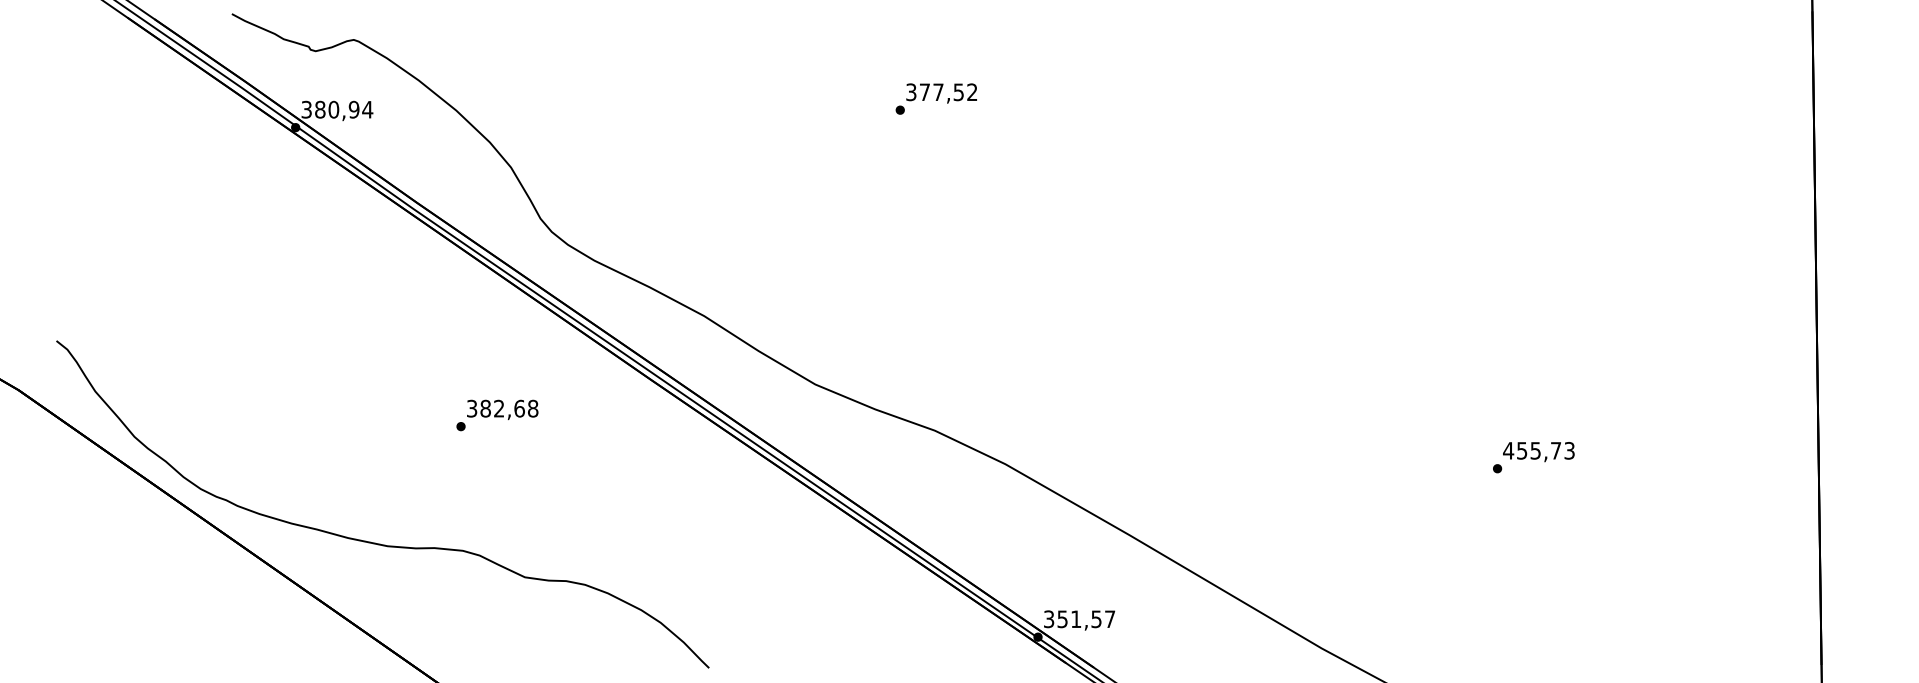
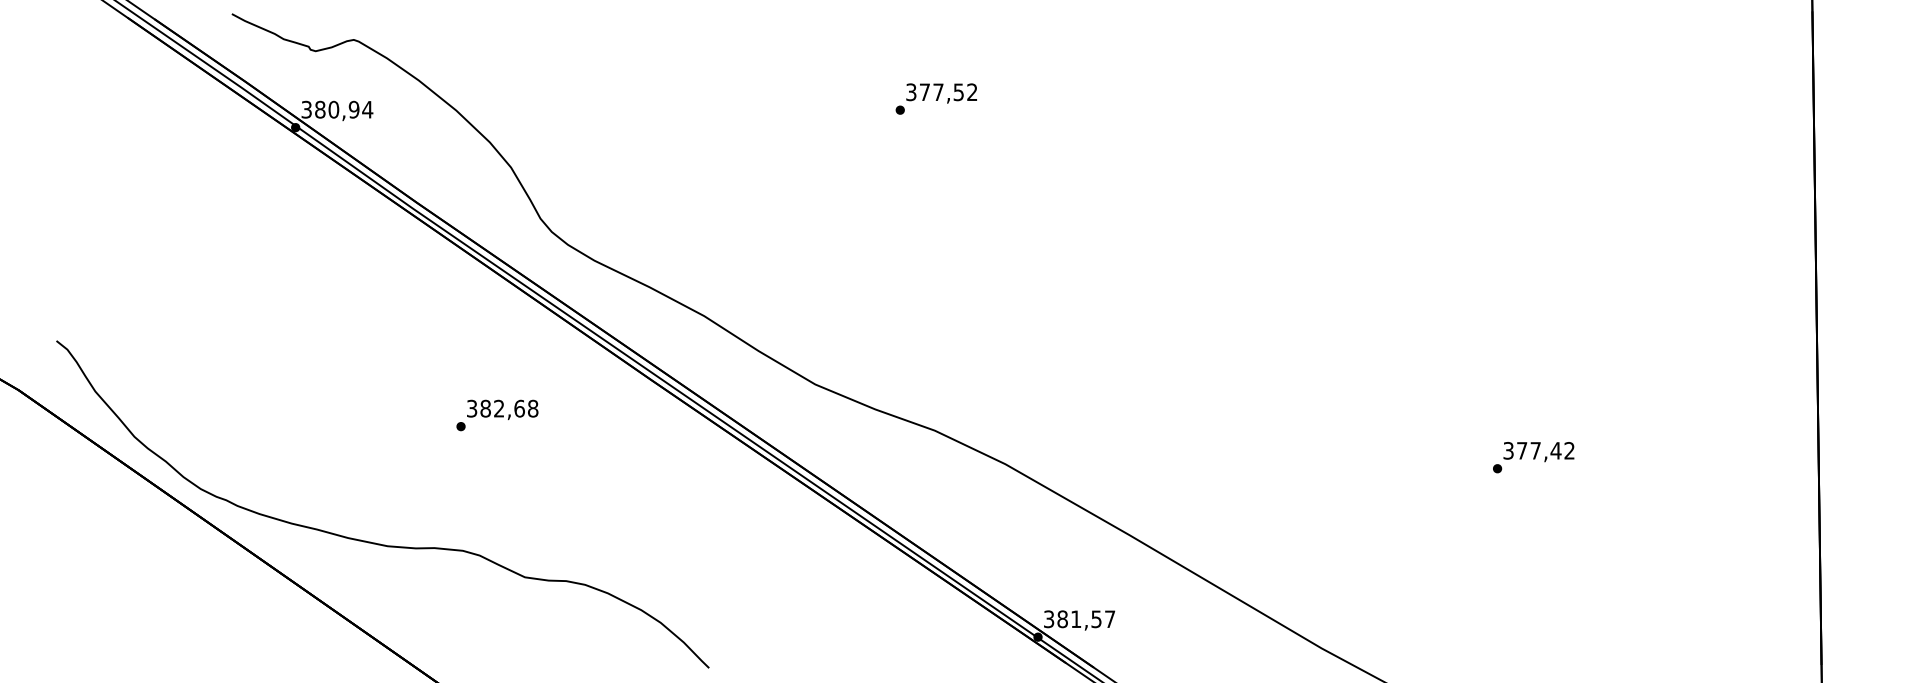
text: 455,73 -> 377,42 (1538, 450)
text: 351,57 -> 381,57 (1062, 619)
